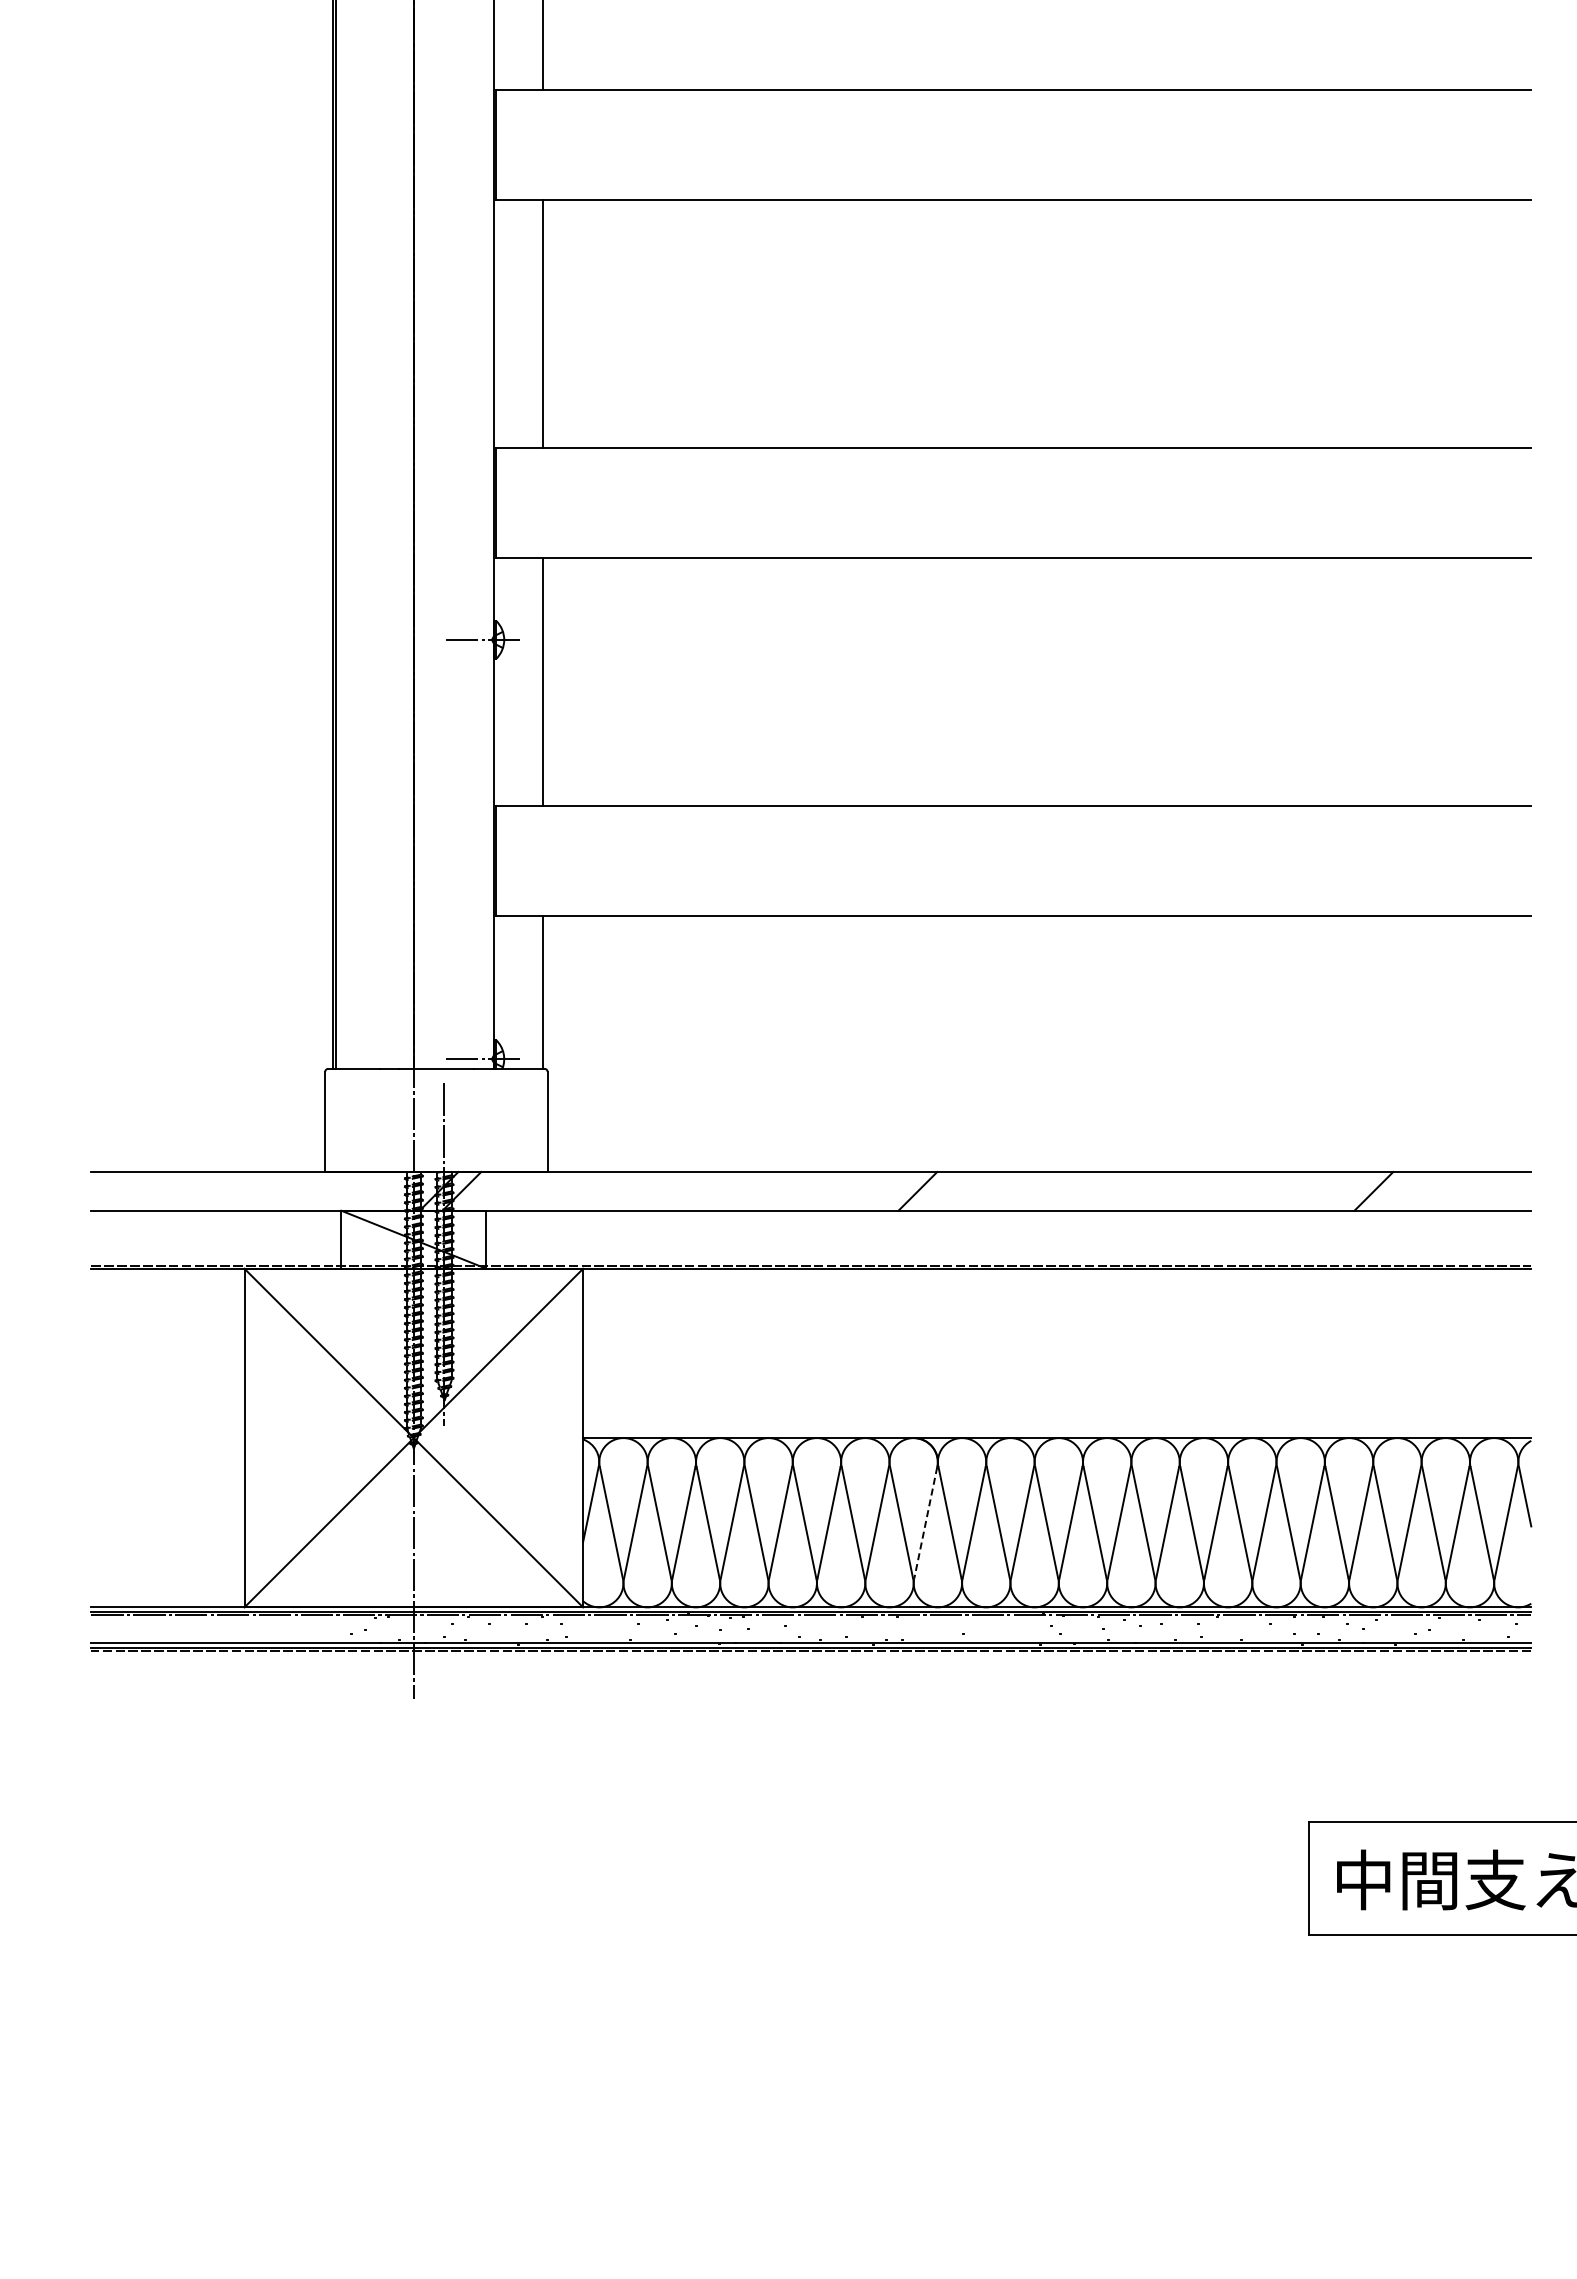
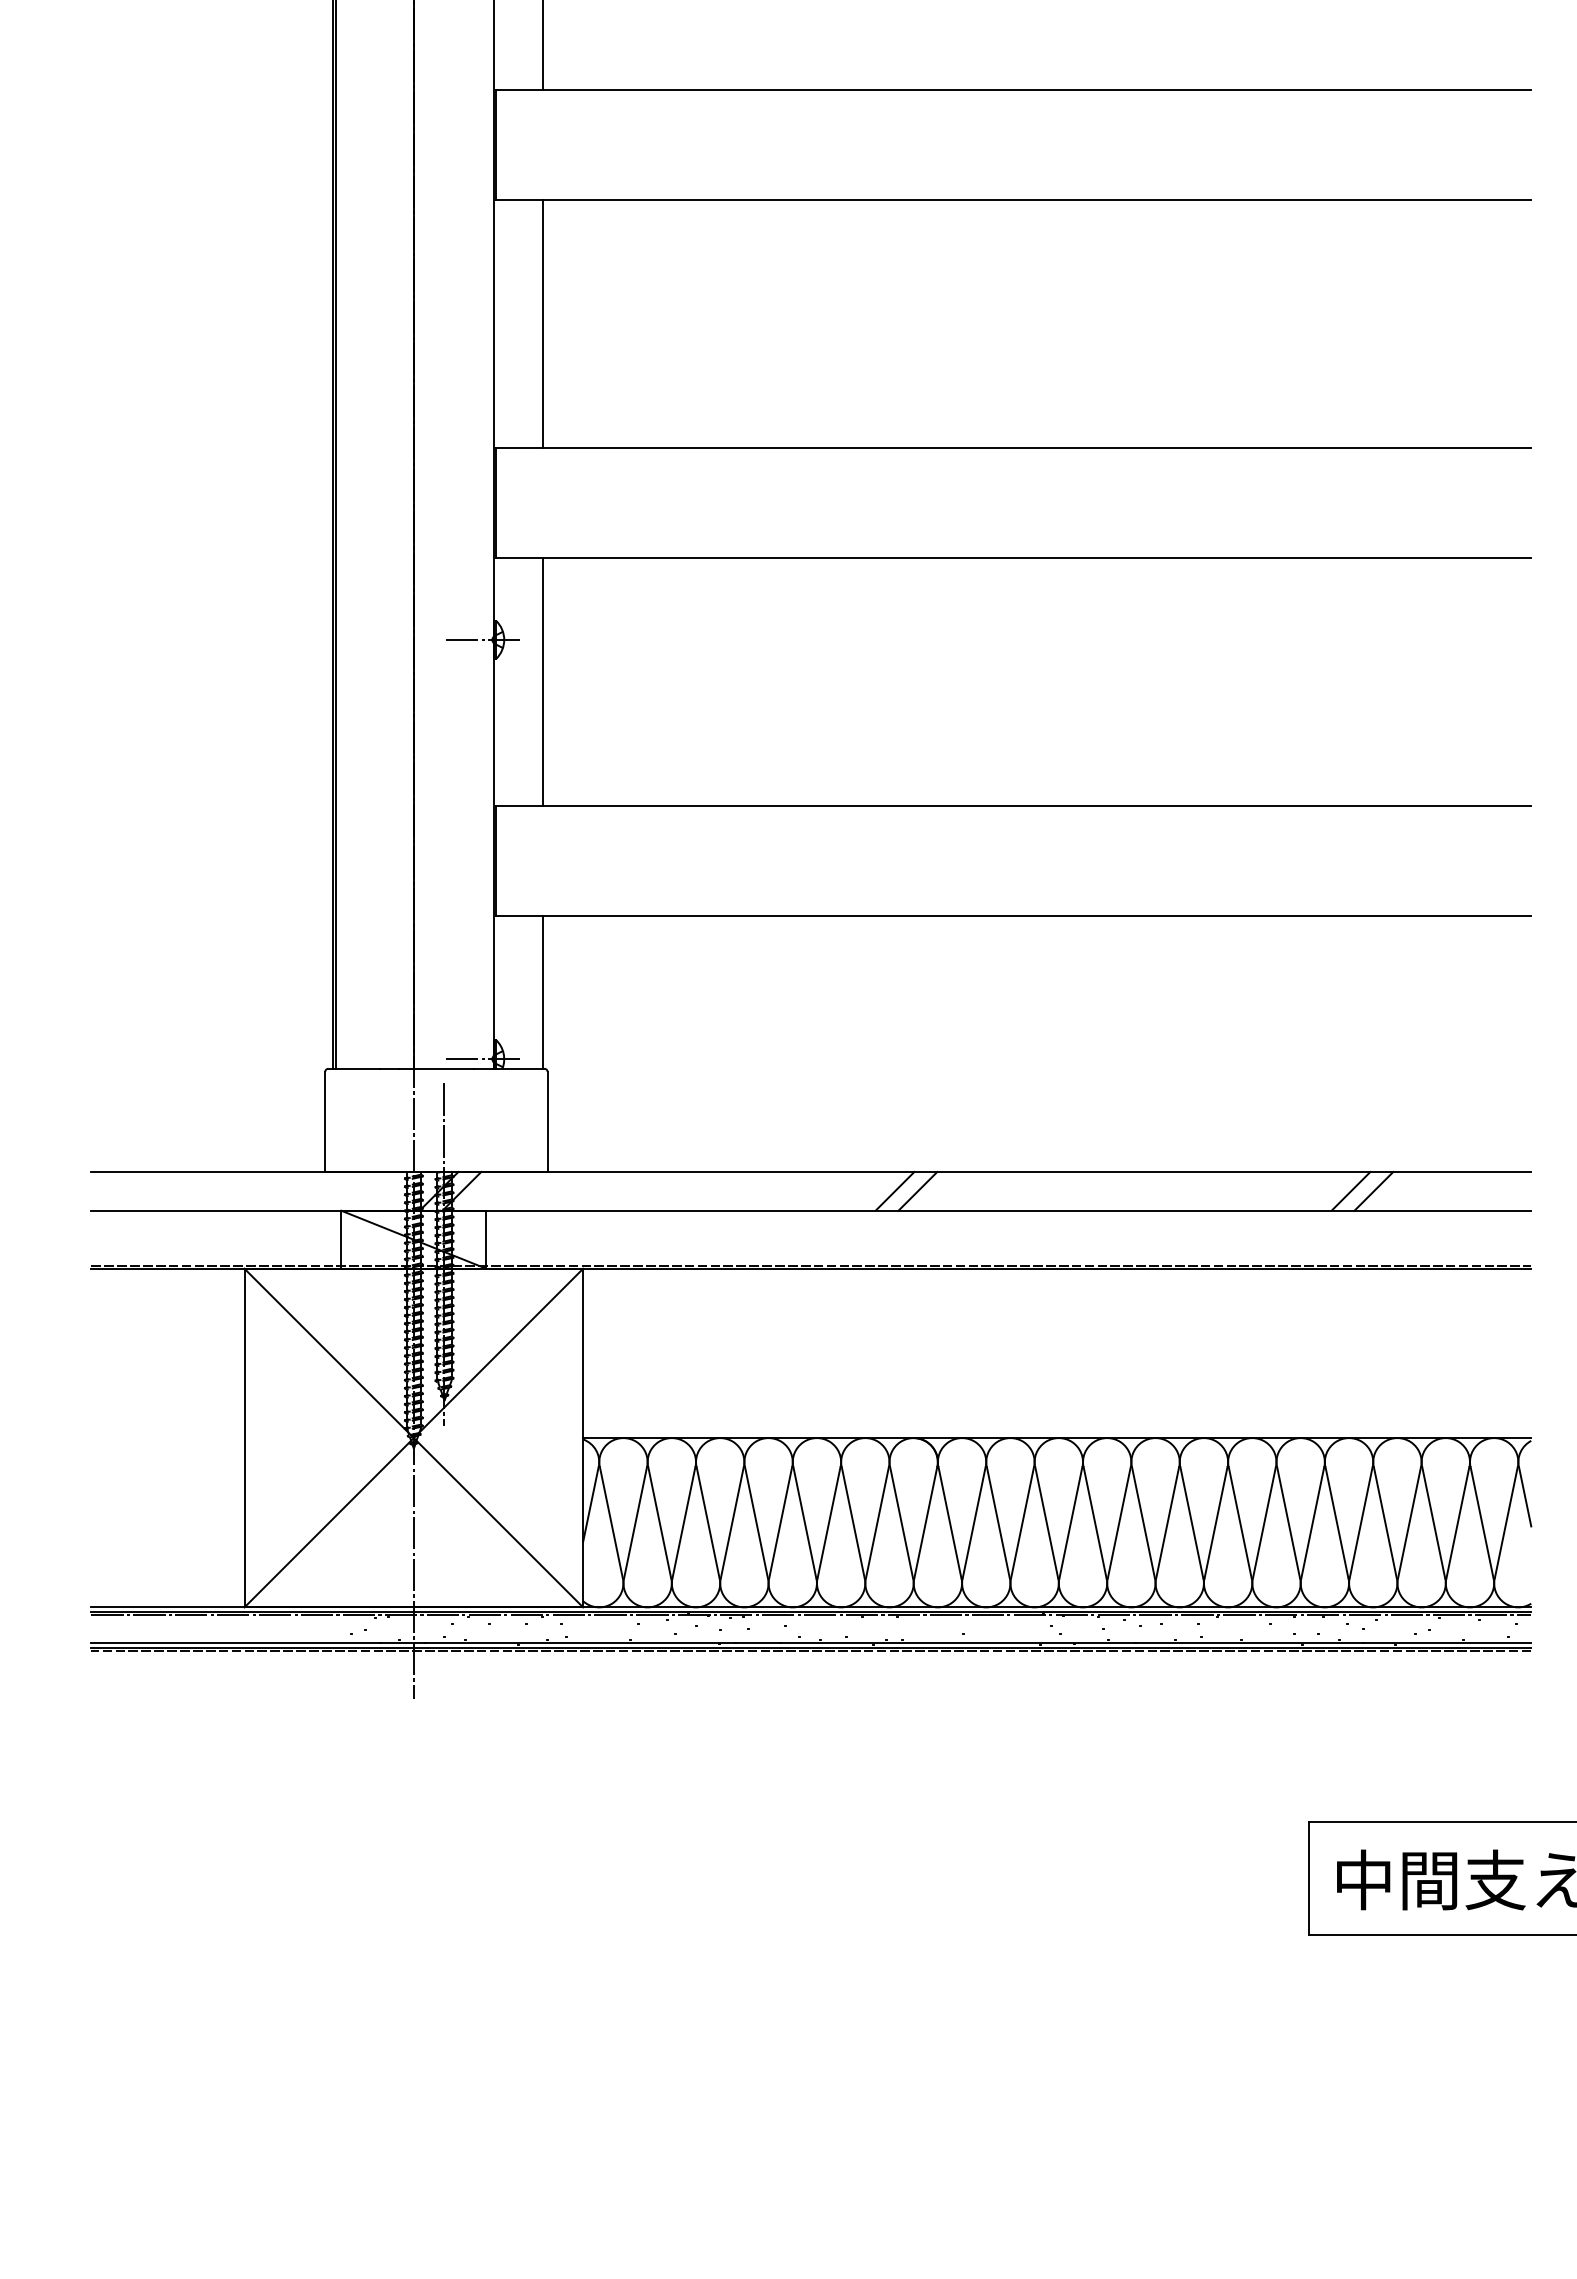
line: none -> present (894, 1191)
line: none -> present (1350, 1191)
line: dashed -> solid (925, 1522)
